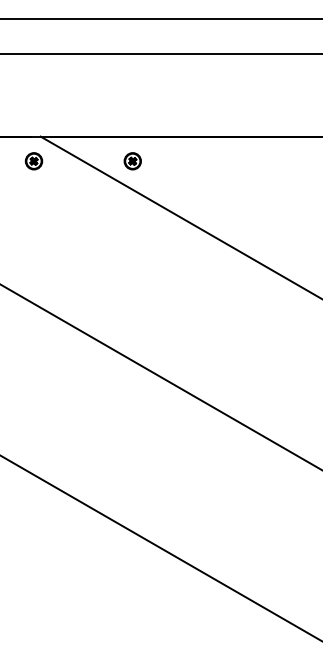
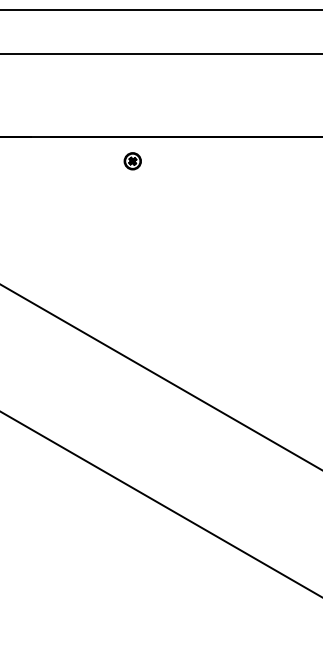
line position: (160, 19) -> (160, 10) (160, 10)
part: present -> none (33, 161)
line: present -> none (179, 216)
line position: (160, 547) -> (160, 503) (160, 503)
